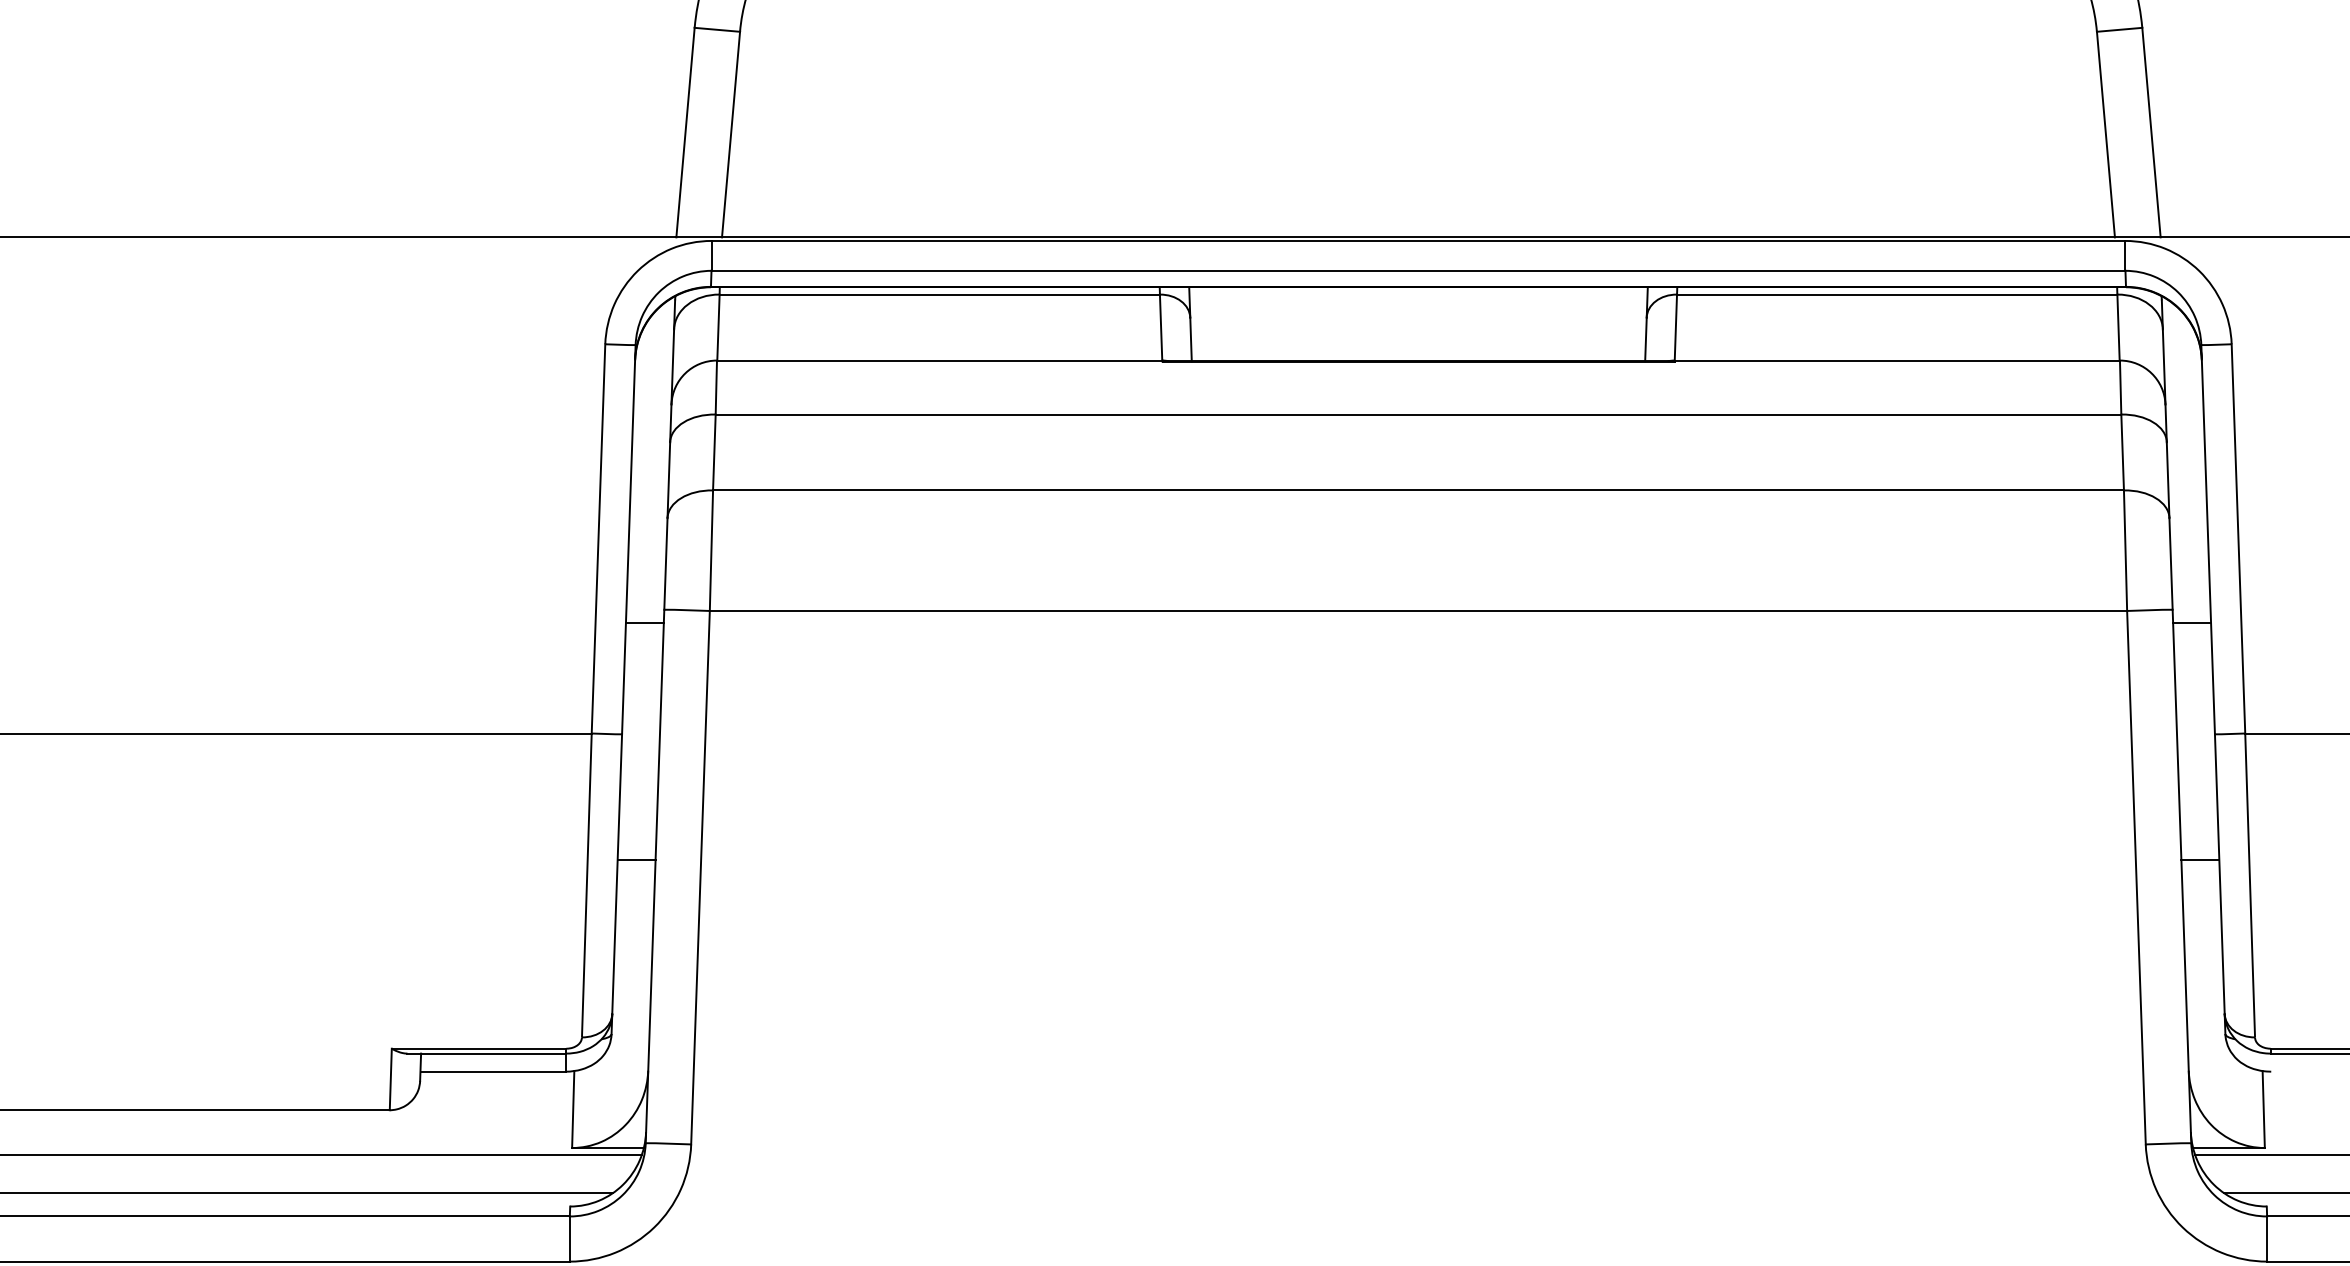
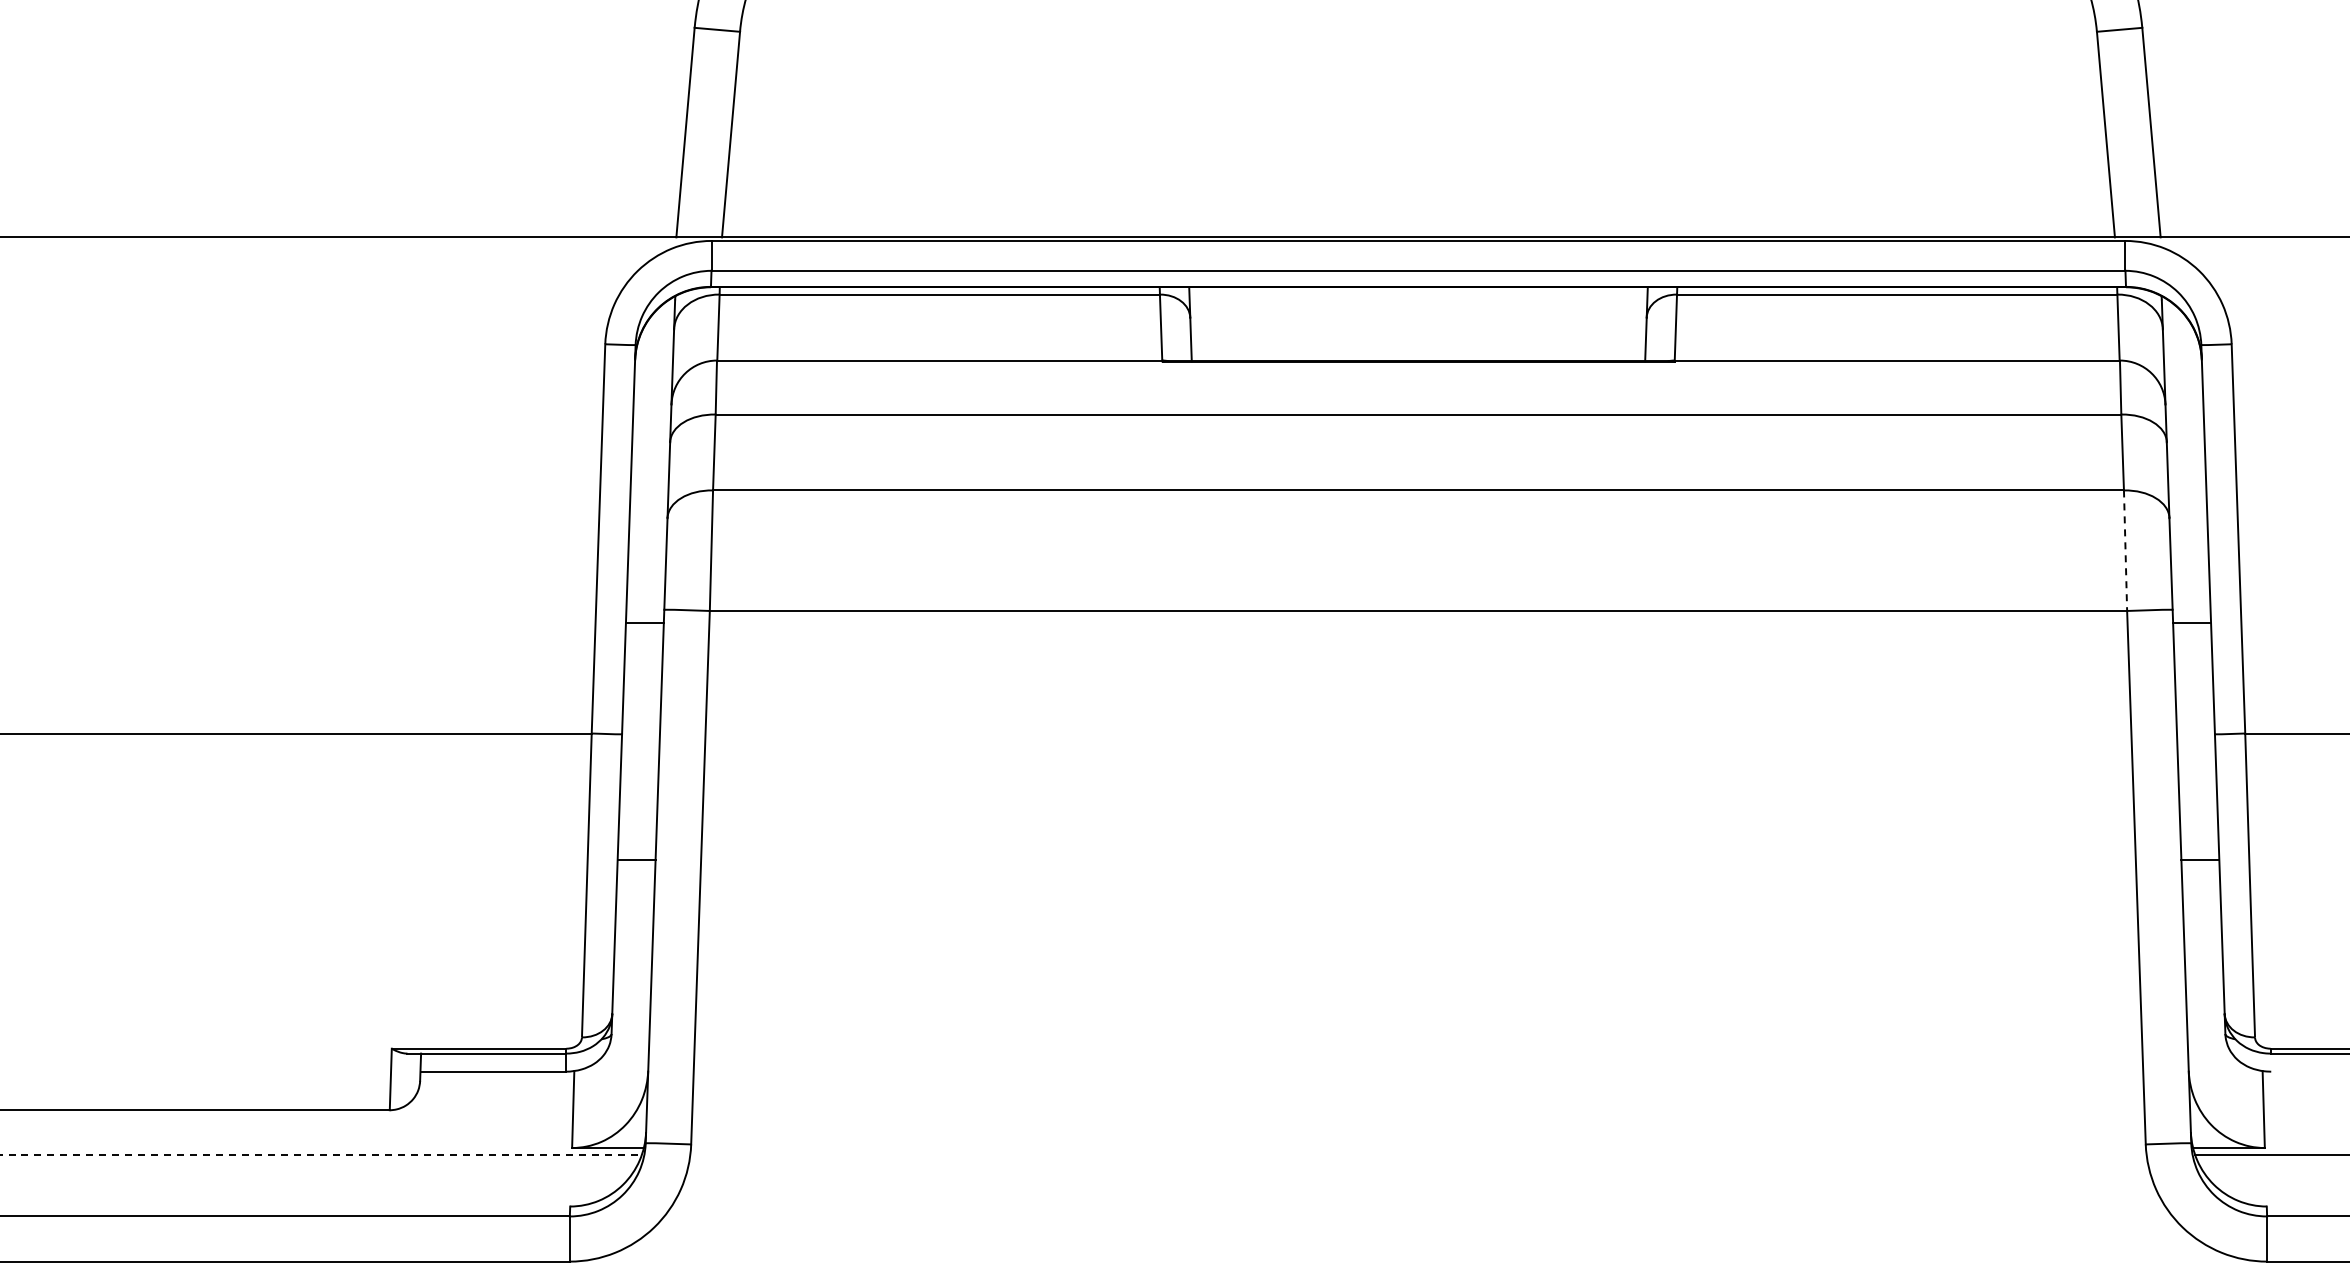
line: solid -> dashed (2125, 551)
line: solid -> dashed (321, 1155)
line: present -> none (307, 1193)
line: present -> none (2285, 1193)
